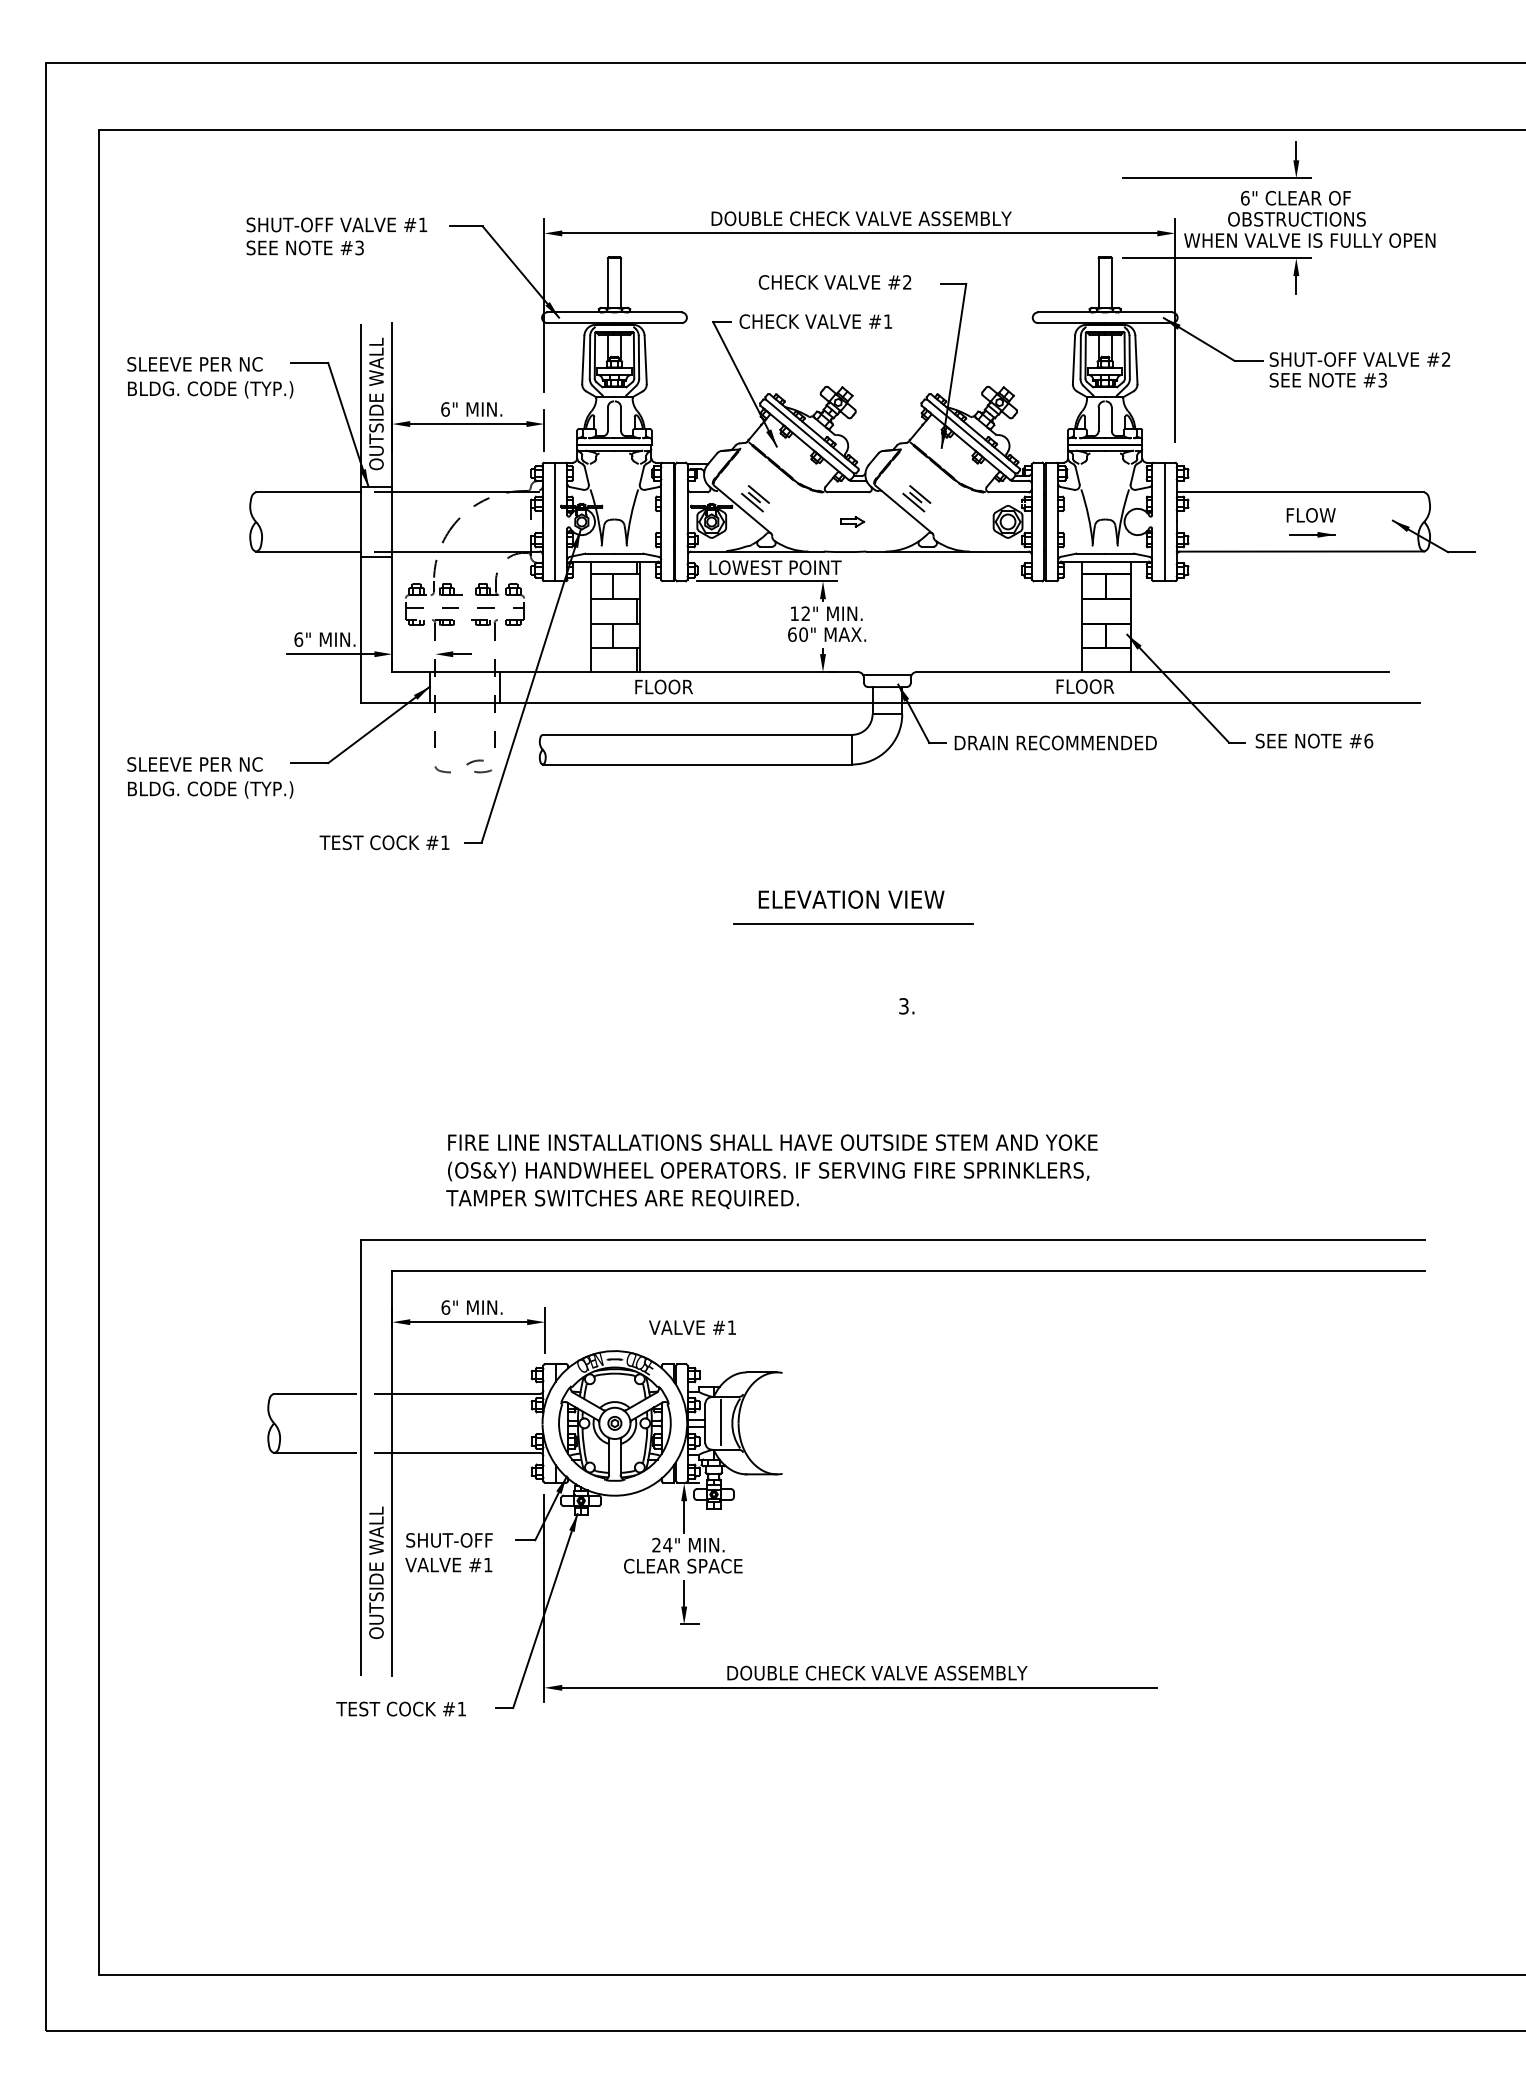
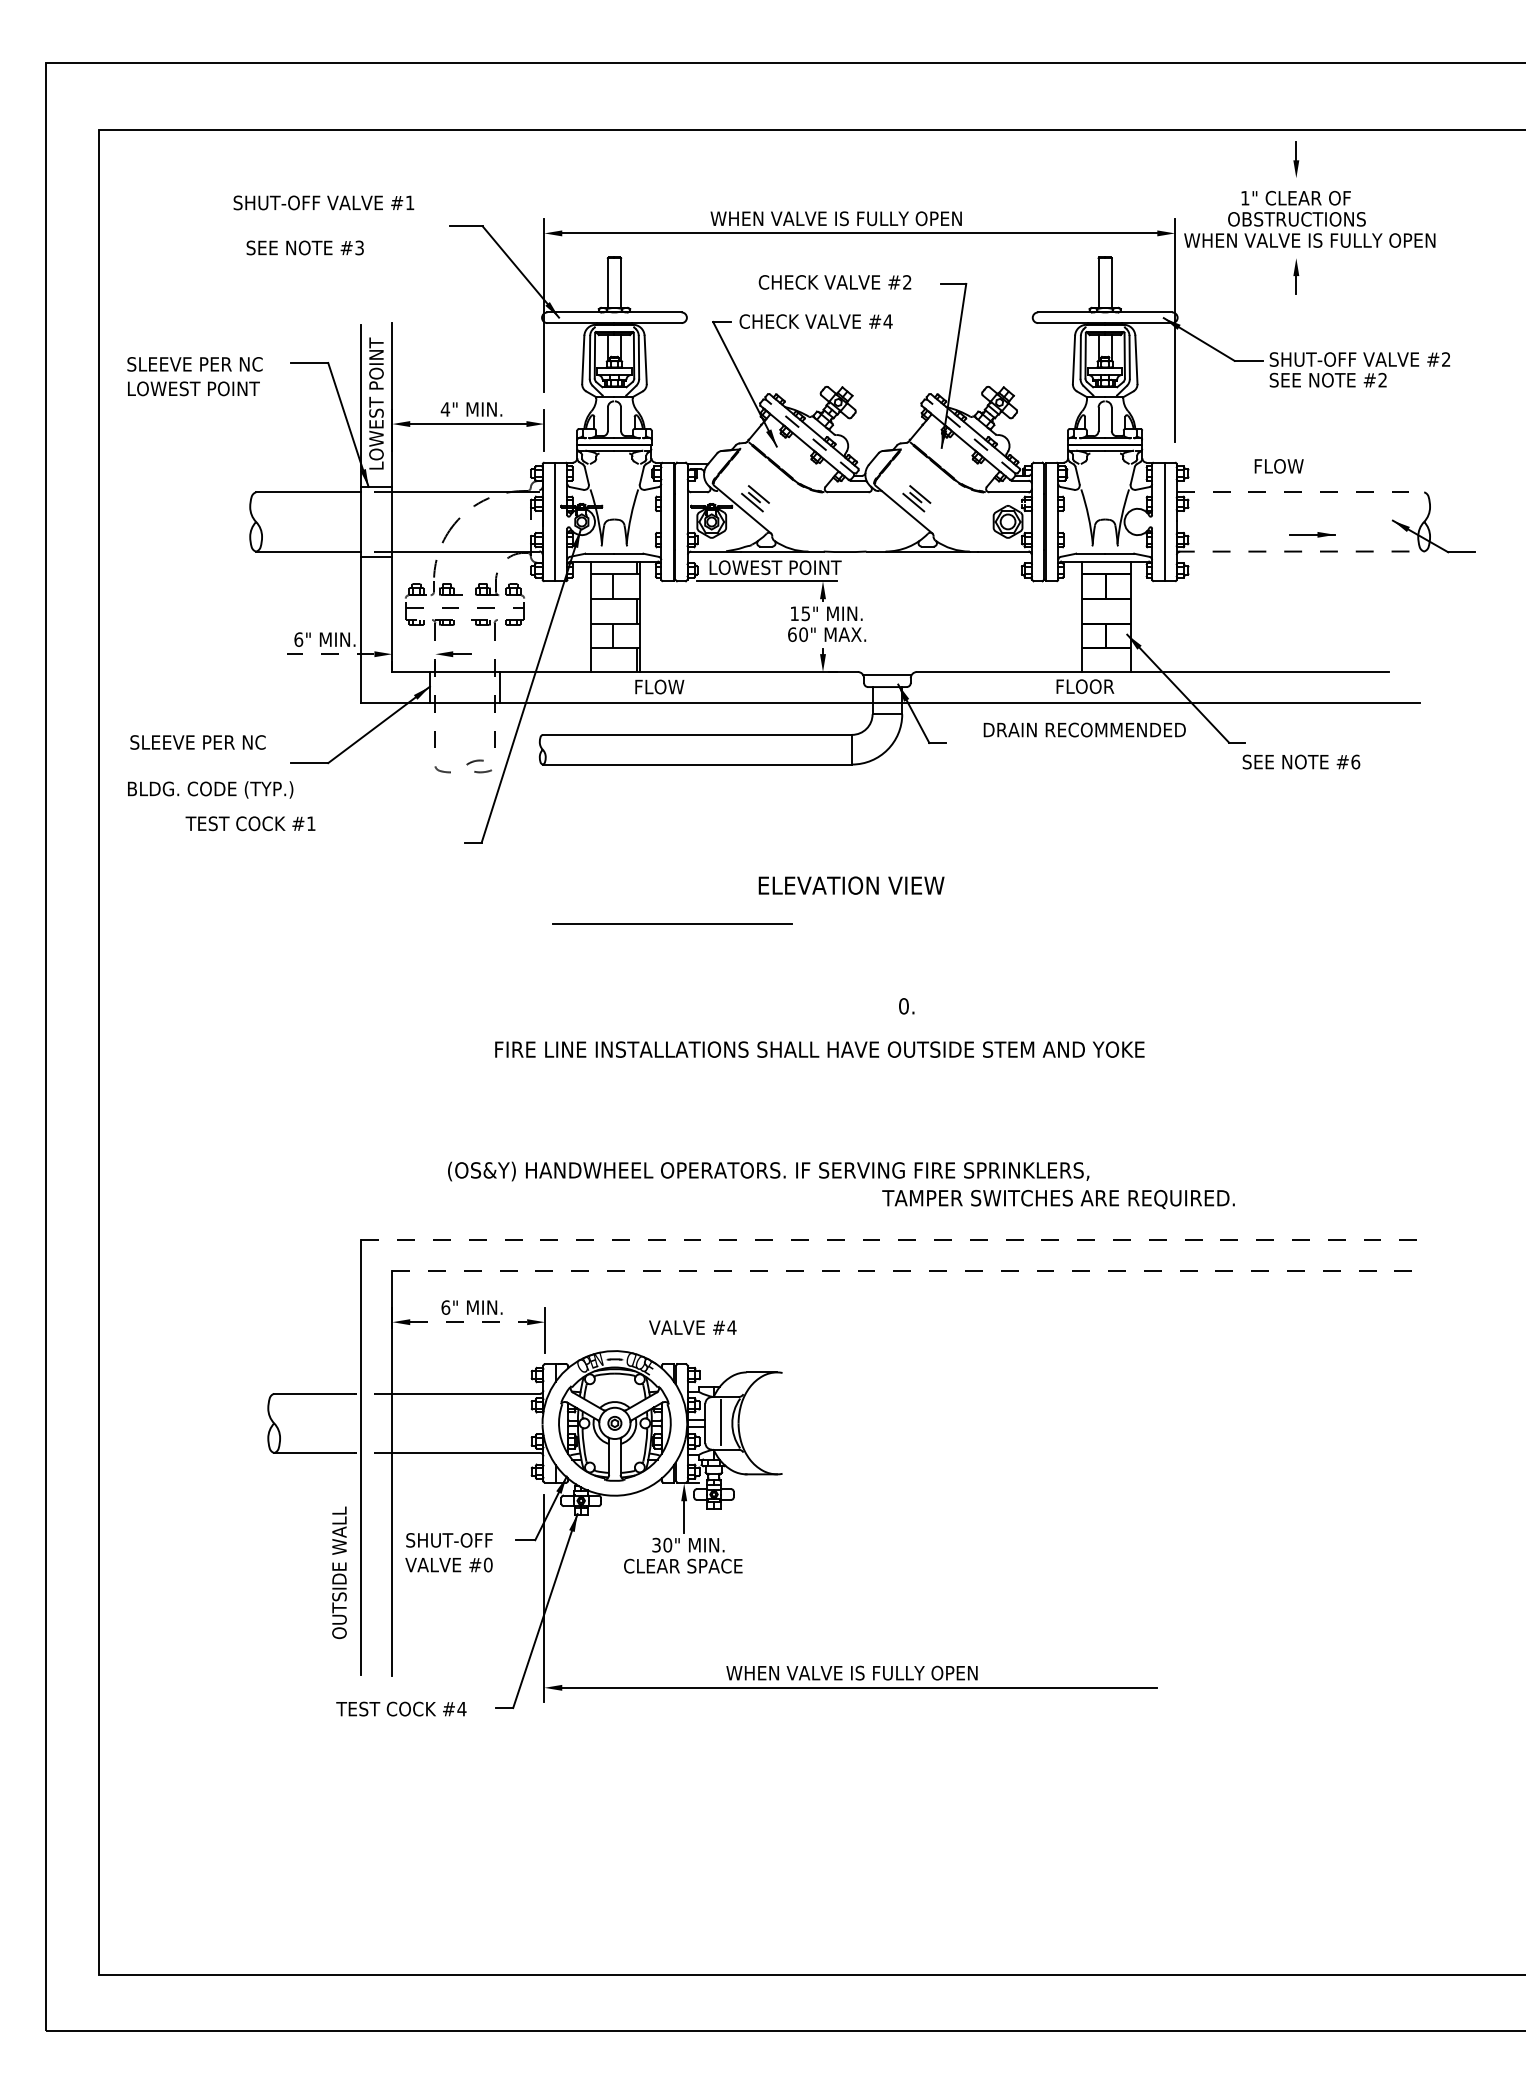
line: present -> none (1216, 178)
text: 6" -> 1" (1245, 197)
text: DOUBLE CHECK VALVE ASSEMBLY -> WHEN VALVE IS FULLY OPEN (860, 218)
text position: (336, 224) -> (323, 202) (323, 202)
line: present -> none (1216, 258)
text: #1 -> #4 (887, 321)
text: #3 -> #2 (1382, 380)
text: BLDG. CODE (TYP.) -> LOWEST POINT (211, 389)
text: OUTSIDE WALL -> LOWEST POINT (376, 403)
text: 6" -> 4" (445, 409)
line: solid -> dashed (809, 436)
line: solid -> dashed (972, 437)
line: solid -> dashed (1300, 492)
text position: (1310, 515) -> (1278, 466) (1278, 466)
part: present -> none (852, 521)
line: solid -> dashed (1300, 551)
text: 12" -> 15" (805, 613)
line: solid -> dashed (330, 654)
text: FLOOR -> FLOW (680, 686)
text position: (1314, 740) -> (1301, 761) (1301, 761)
text position: (1055, 742) -> (1084, 729) (1084, 729)
text position: (194, 764) -> (197, 742) (197, 742)
text position: (384, 842) -> (250, 823) (250, 823)
text position: (851, 899) -> (851, 885) (851, 885)
line position: (853, 923) -> (672, 923) (672, 923)
text: 3. -> 0. (903, 1006)
text position: (772, 1142) -> (819, 1049) (819, 1049)
text position: (622, 1199) -> (1058, 1199) (1058, 1199)
line: solid -> dashed (893, 1240)
line: solid -> dashed (909, 1271)
line: solid -> dashed (469, 1322)
text: #1 -> #4 (731, 1327)
text: 24" -> 30" (662, 1544)
text: #1 -> #0 (488, 1564)
text position: (376, 1572) -> (339, 1572) (339, 1572)
part: present -> none (689, 1602)
text: DOUBLE CHECK VALVE ASSEMBLY -> WHEN VALVE IS FULLY OPEN (876, 1672)
text: #1 -> #4 (461, 1709)
